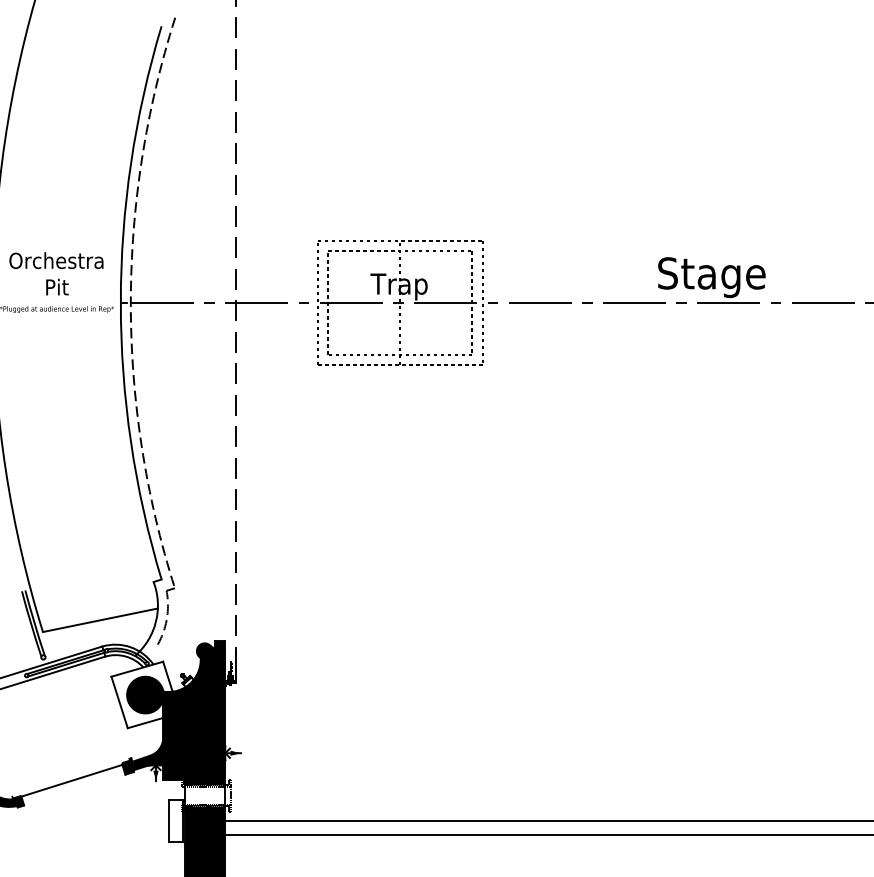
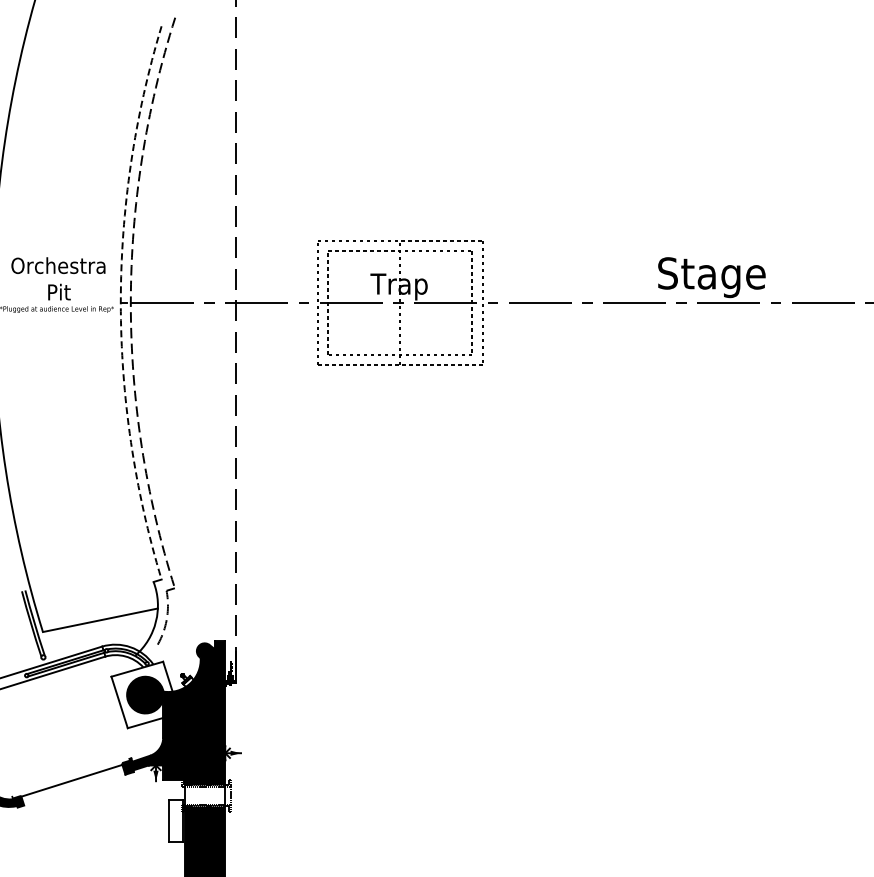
text position: (56, 273) -> (58, 278) (58, 278)
arc: solid -> dashed (120, 302)
line: present -> none (547, 821)
line: present -> none (547, 835)
